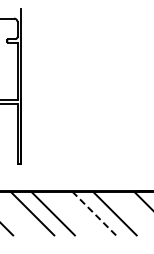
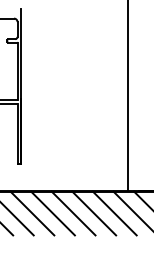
line: none -> present (127, 96)
line: none -> present (131, 210)
line: none -> present (73, 213)
line: dashed -> solid (93, 213)
line: none -> present (17, 219)
